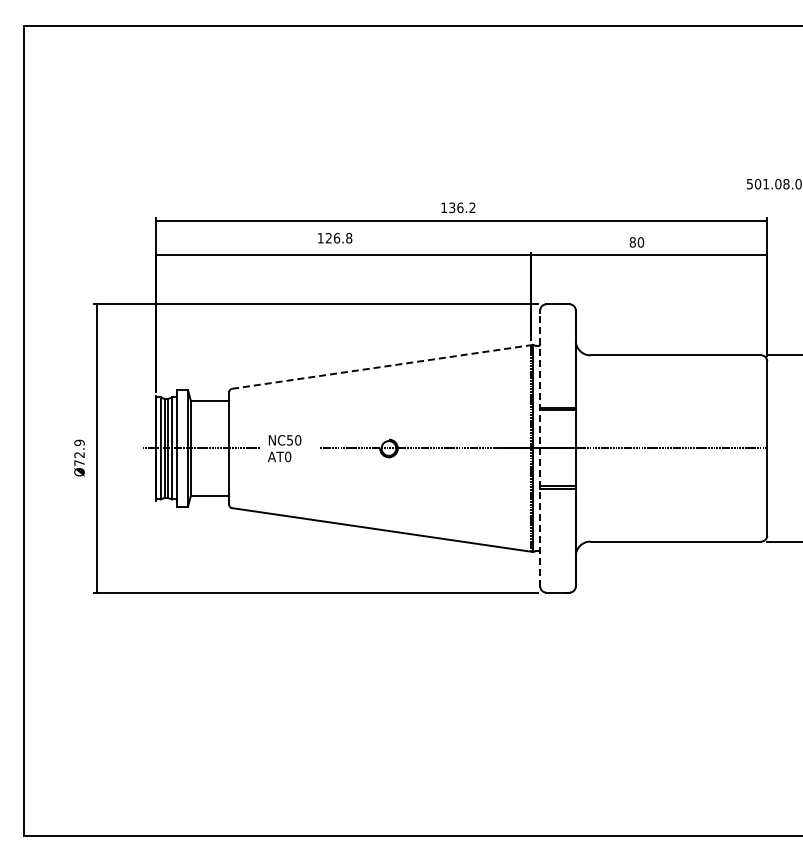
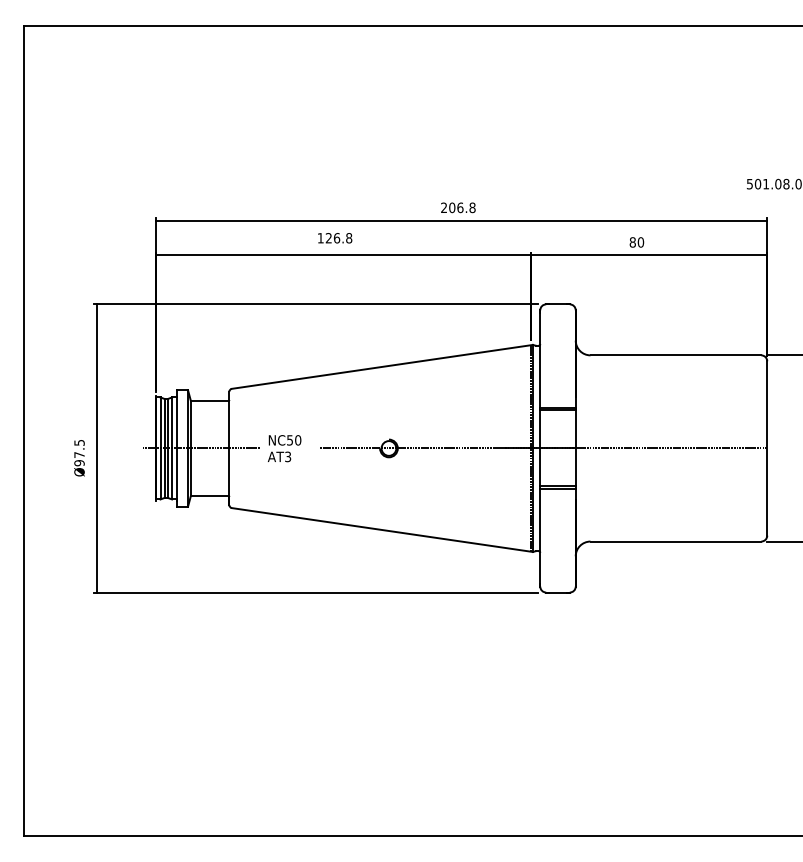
text: 136.2 -> 206.8 (458, 207)
line: dashed -> solid (381, 366)
line: dashed -> solid (540, 447)
text: Ø72.9 -> Ø97.5 (79, 452)
text: AT0 -> AT3 (288, 456)
